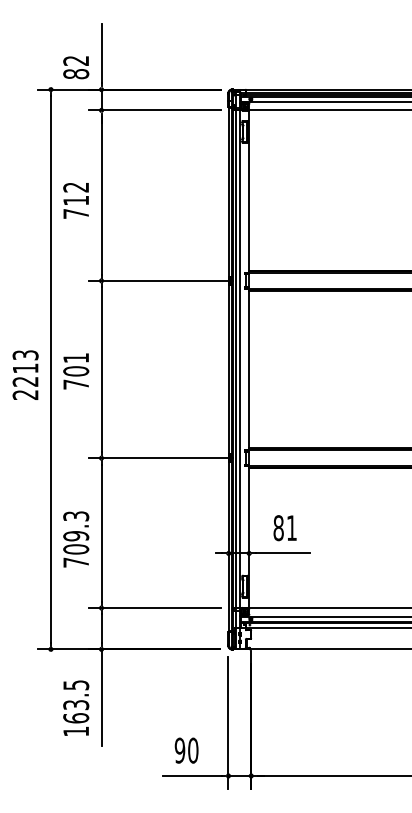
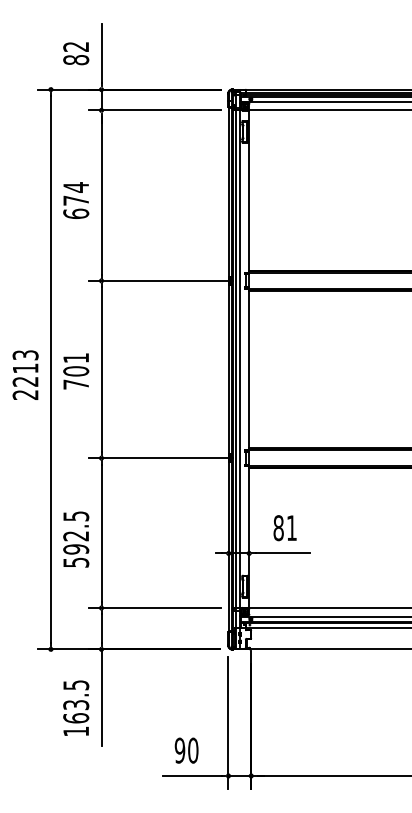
text position: (76, 67) -> (76, 53) (76, 53)
text: 712 -> 674 (76, 200)
text: 709.3 -> 592.5 (76, 539)
